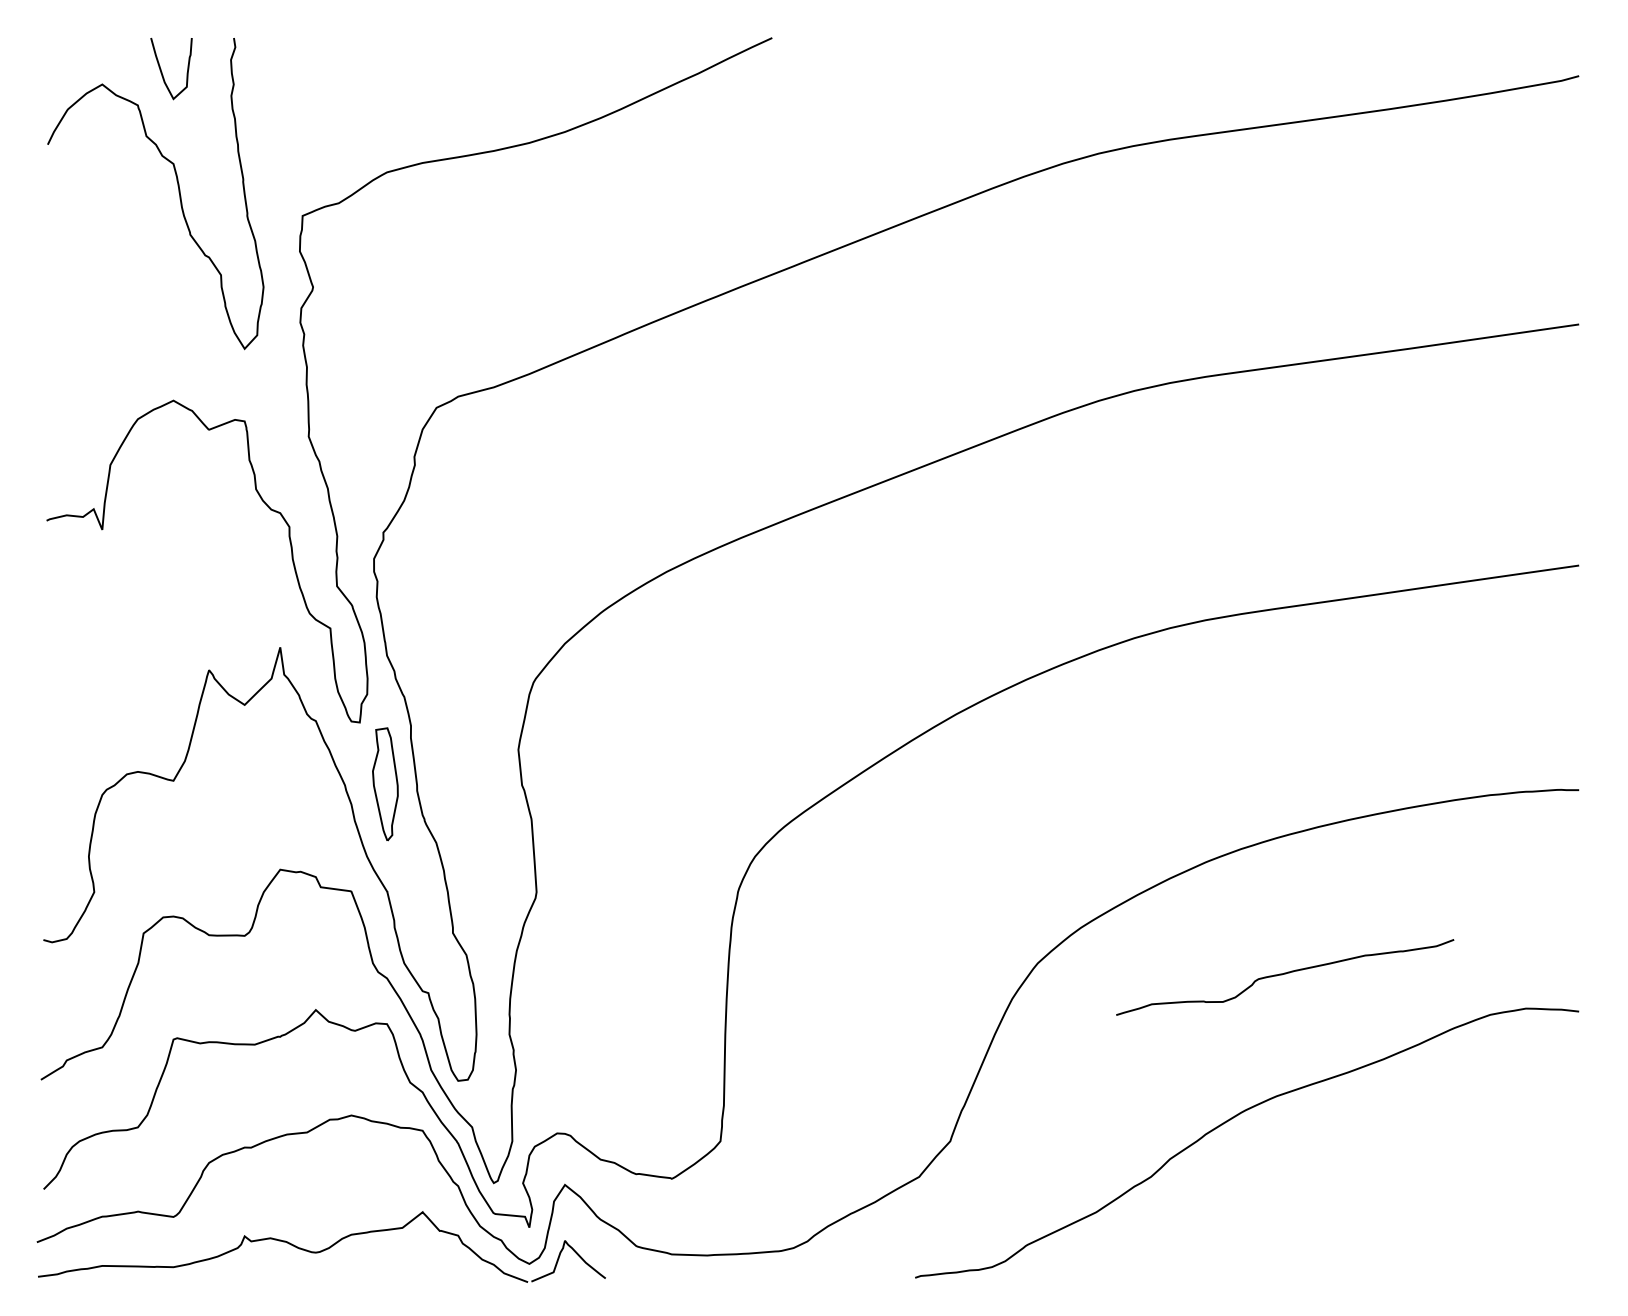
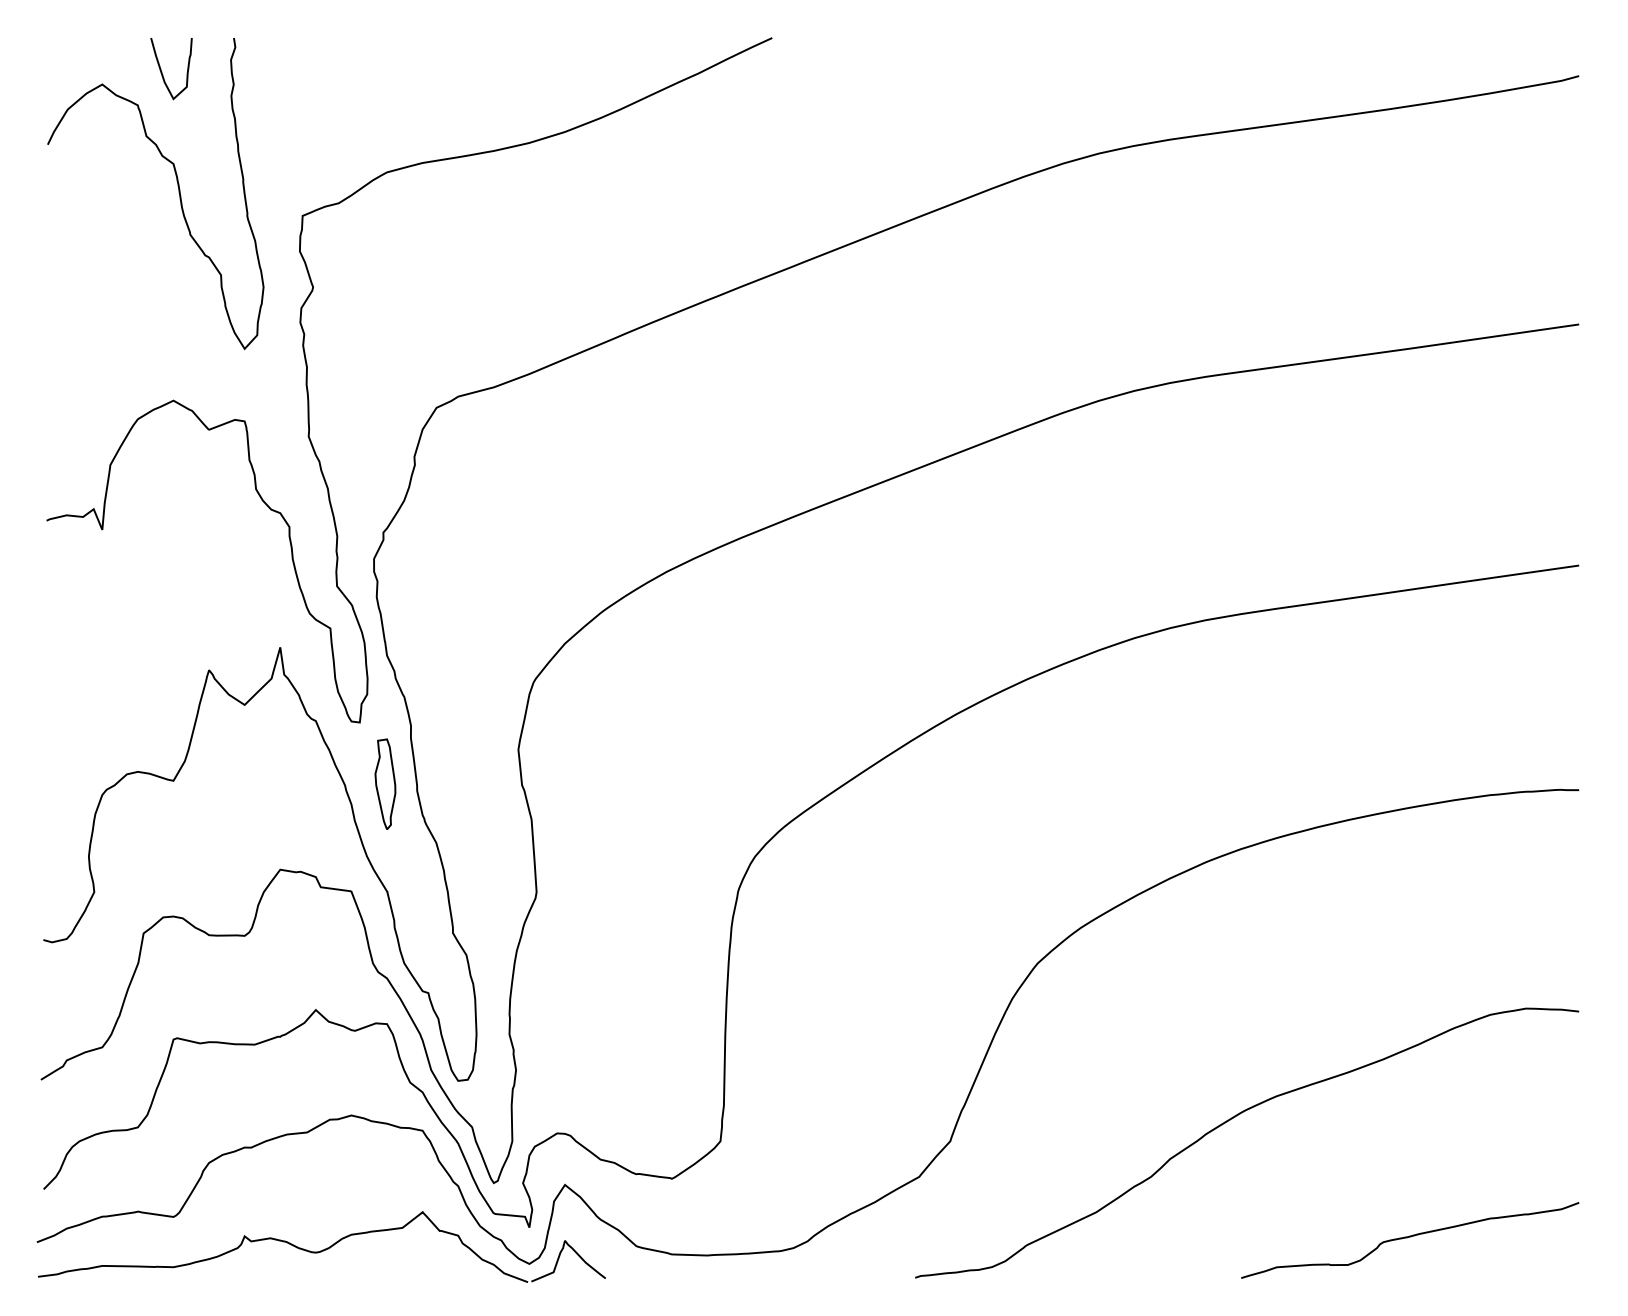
part size: 27x115 px -> 23x92 px (385, 783)
curve position: (1285, 974) -> (1410, 1237) (1410, 1237)
